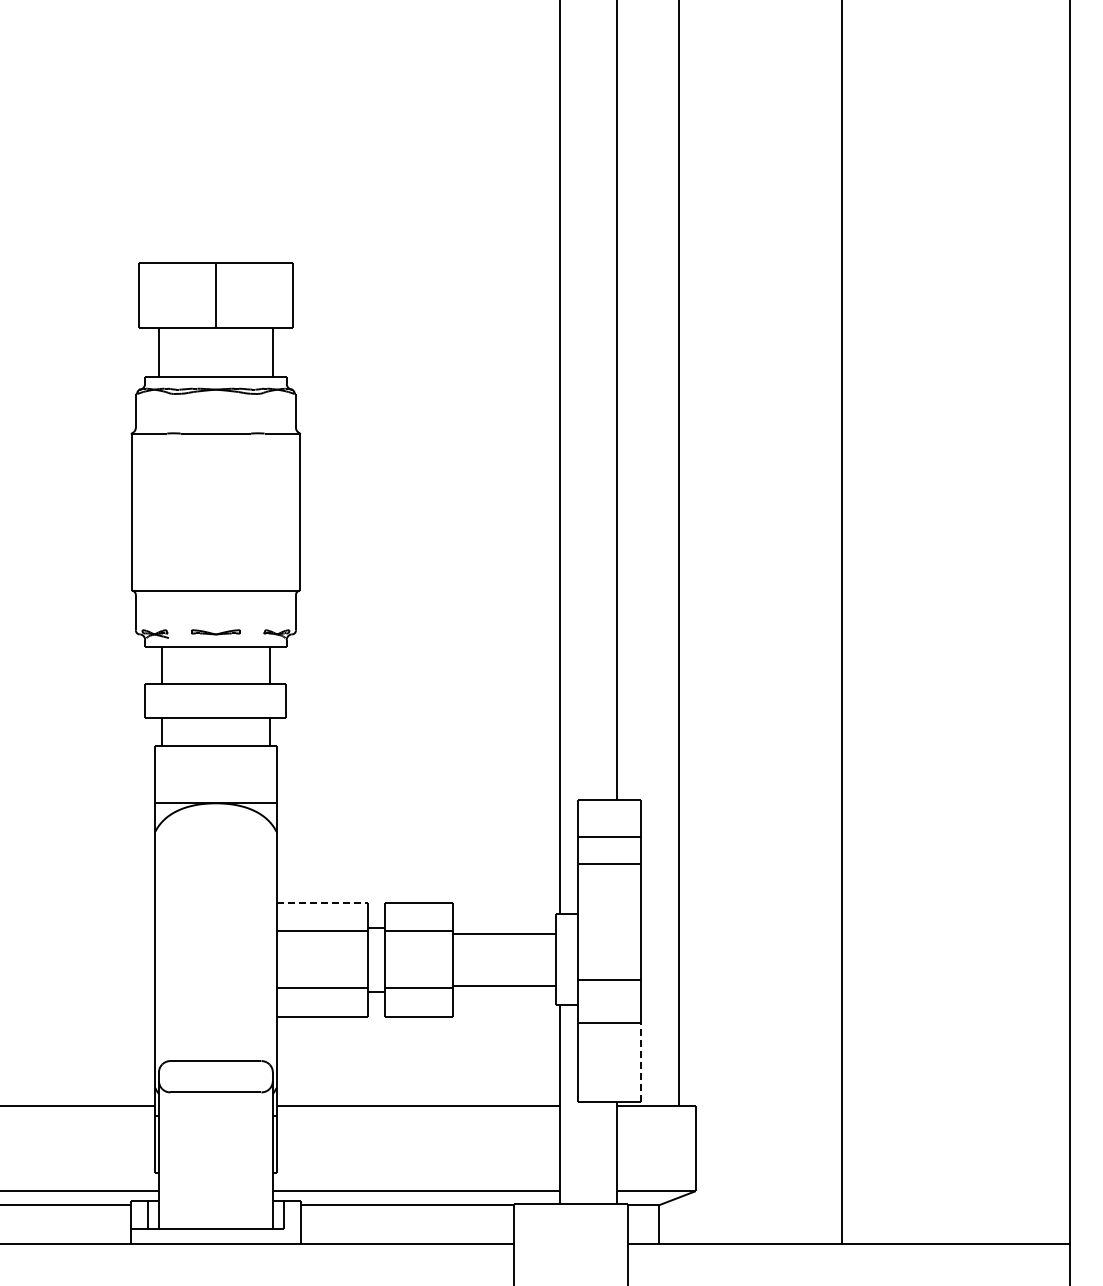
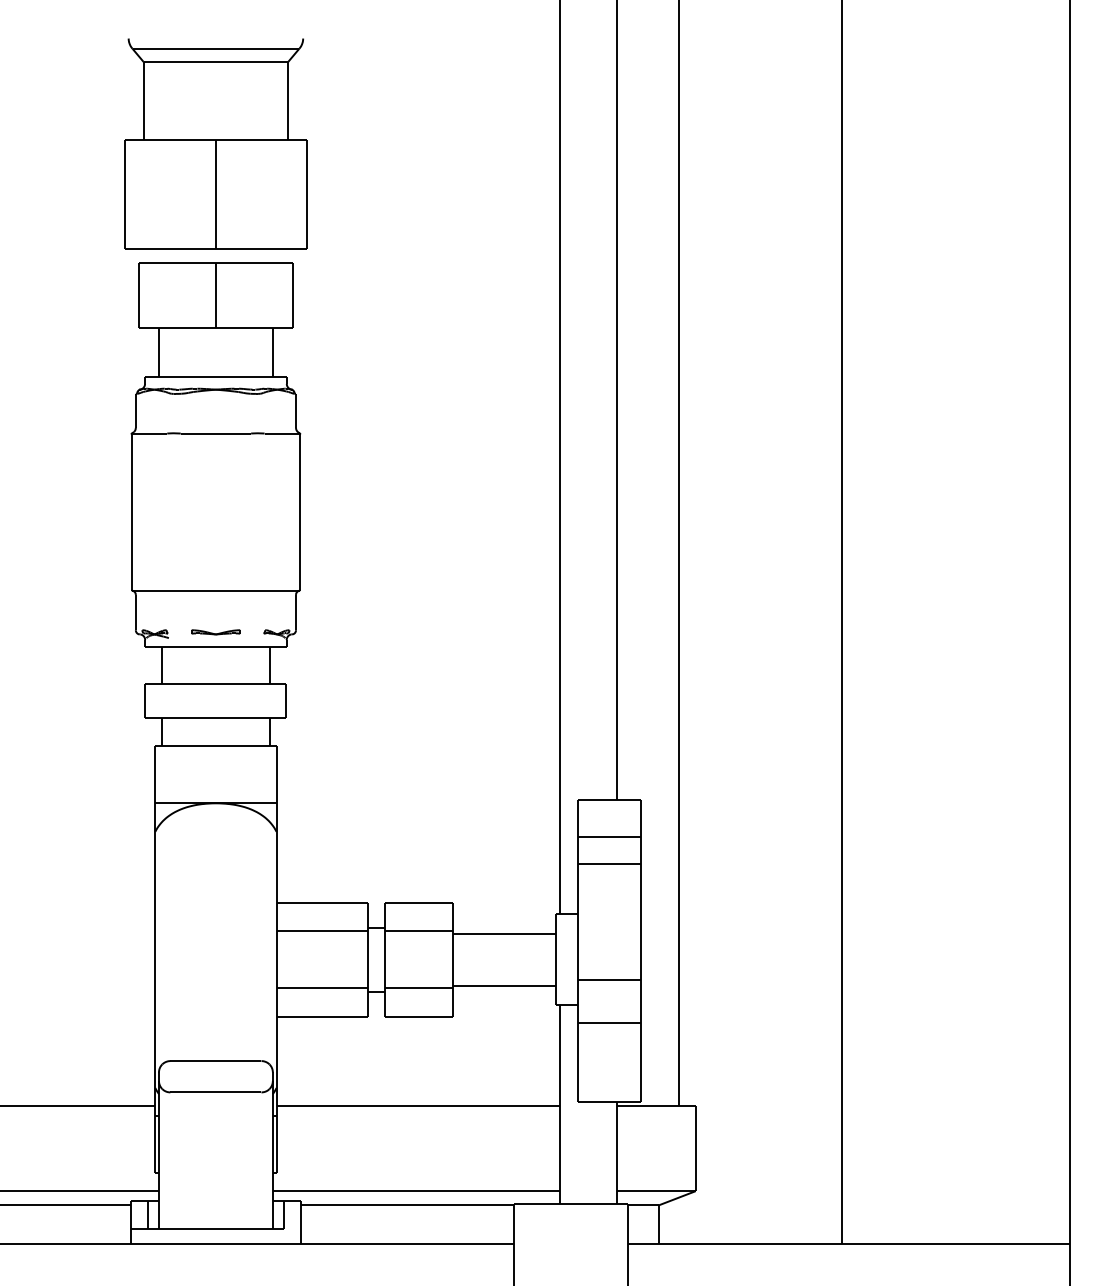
part: none -> present (215, 143)
line: dashed -> solid (322, 903)
line: dashed -> solid (640, 1062)
